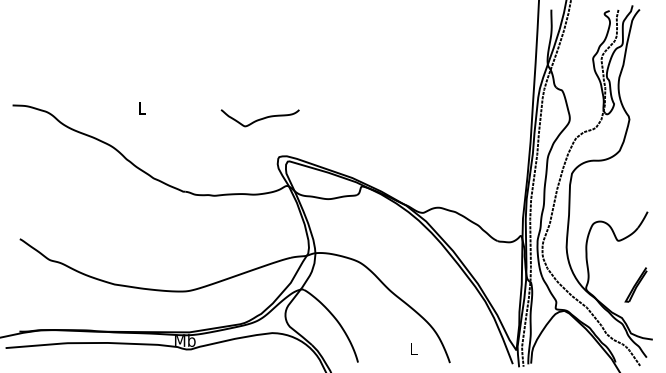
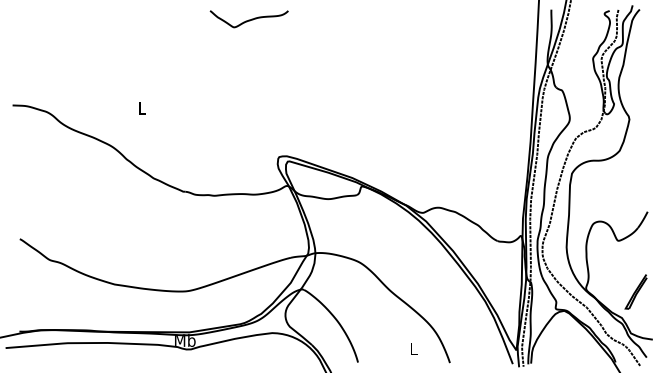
curve position: (259, 118) -> (248, 19) (248, 19)
part position: (635, 284) -> (635, 291) (635, 291)
